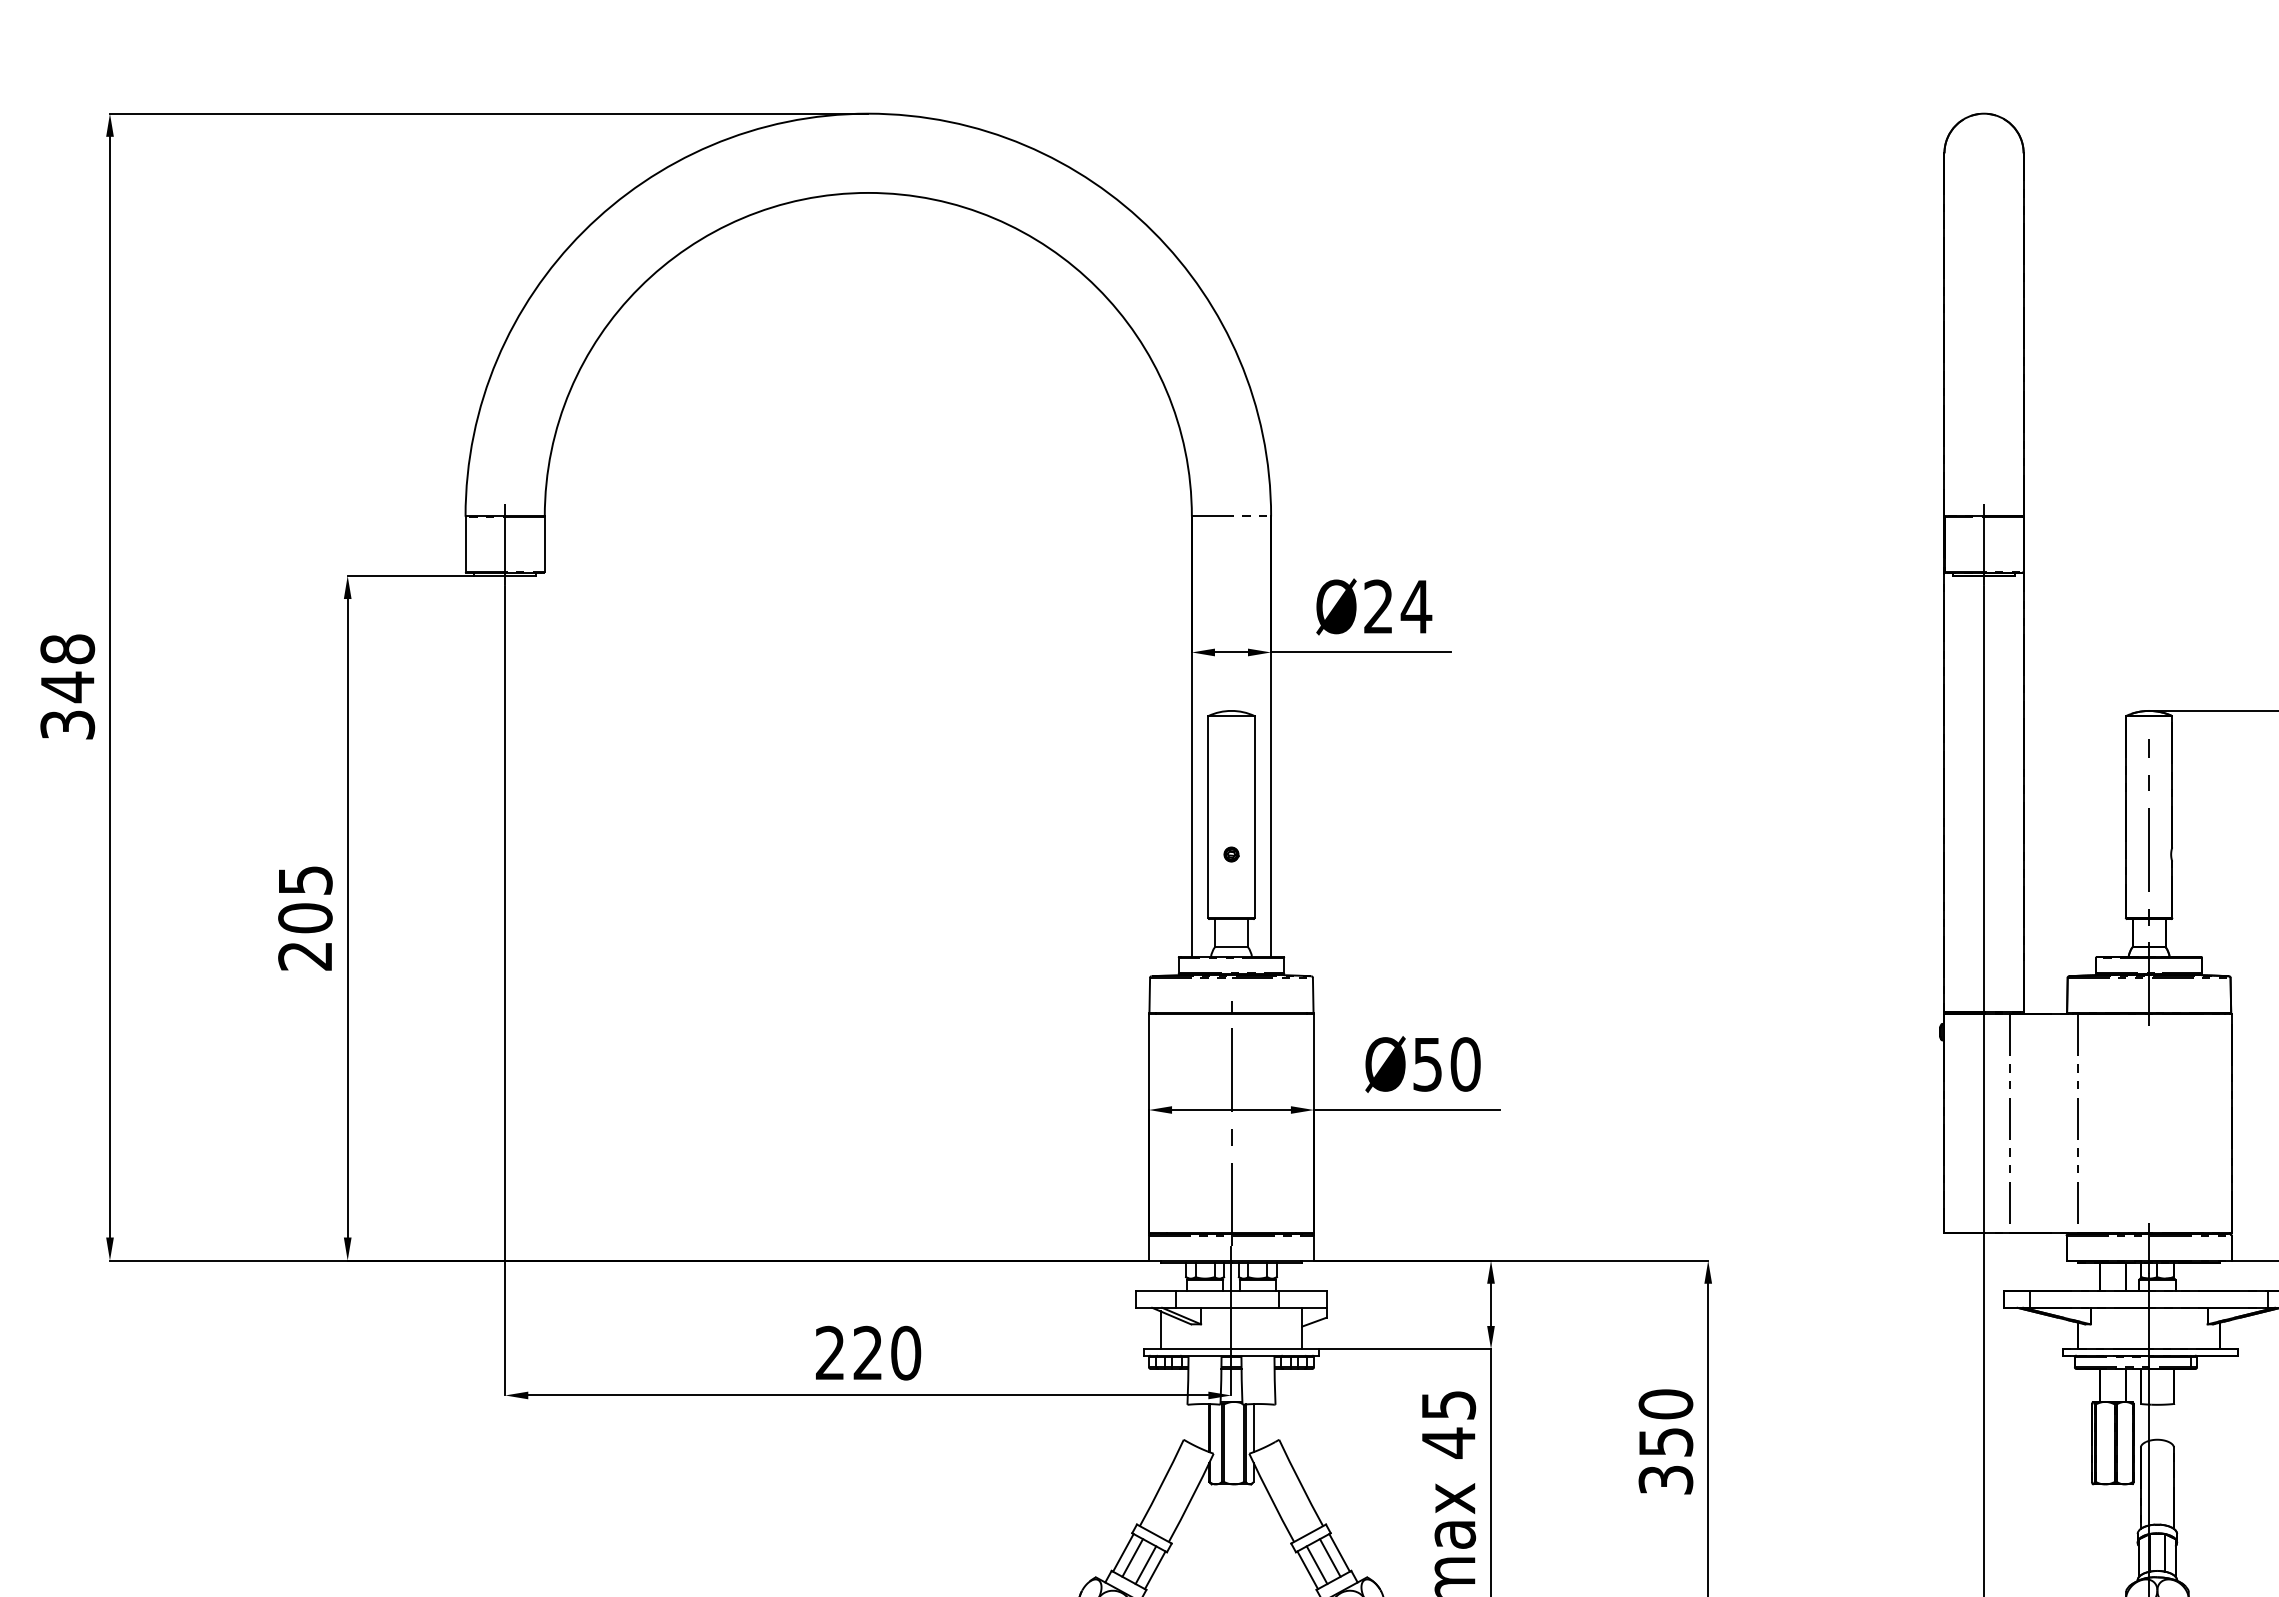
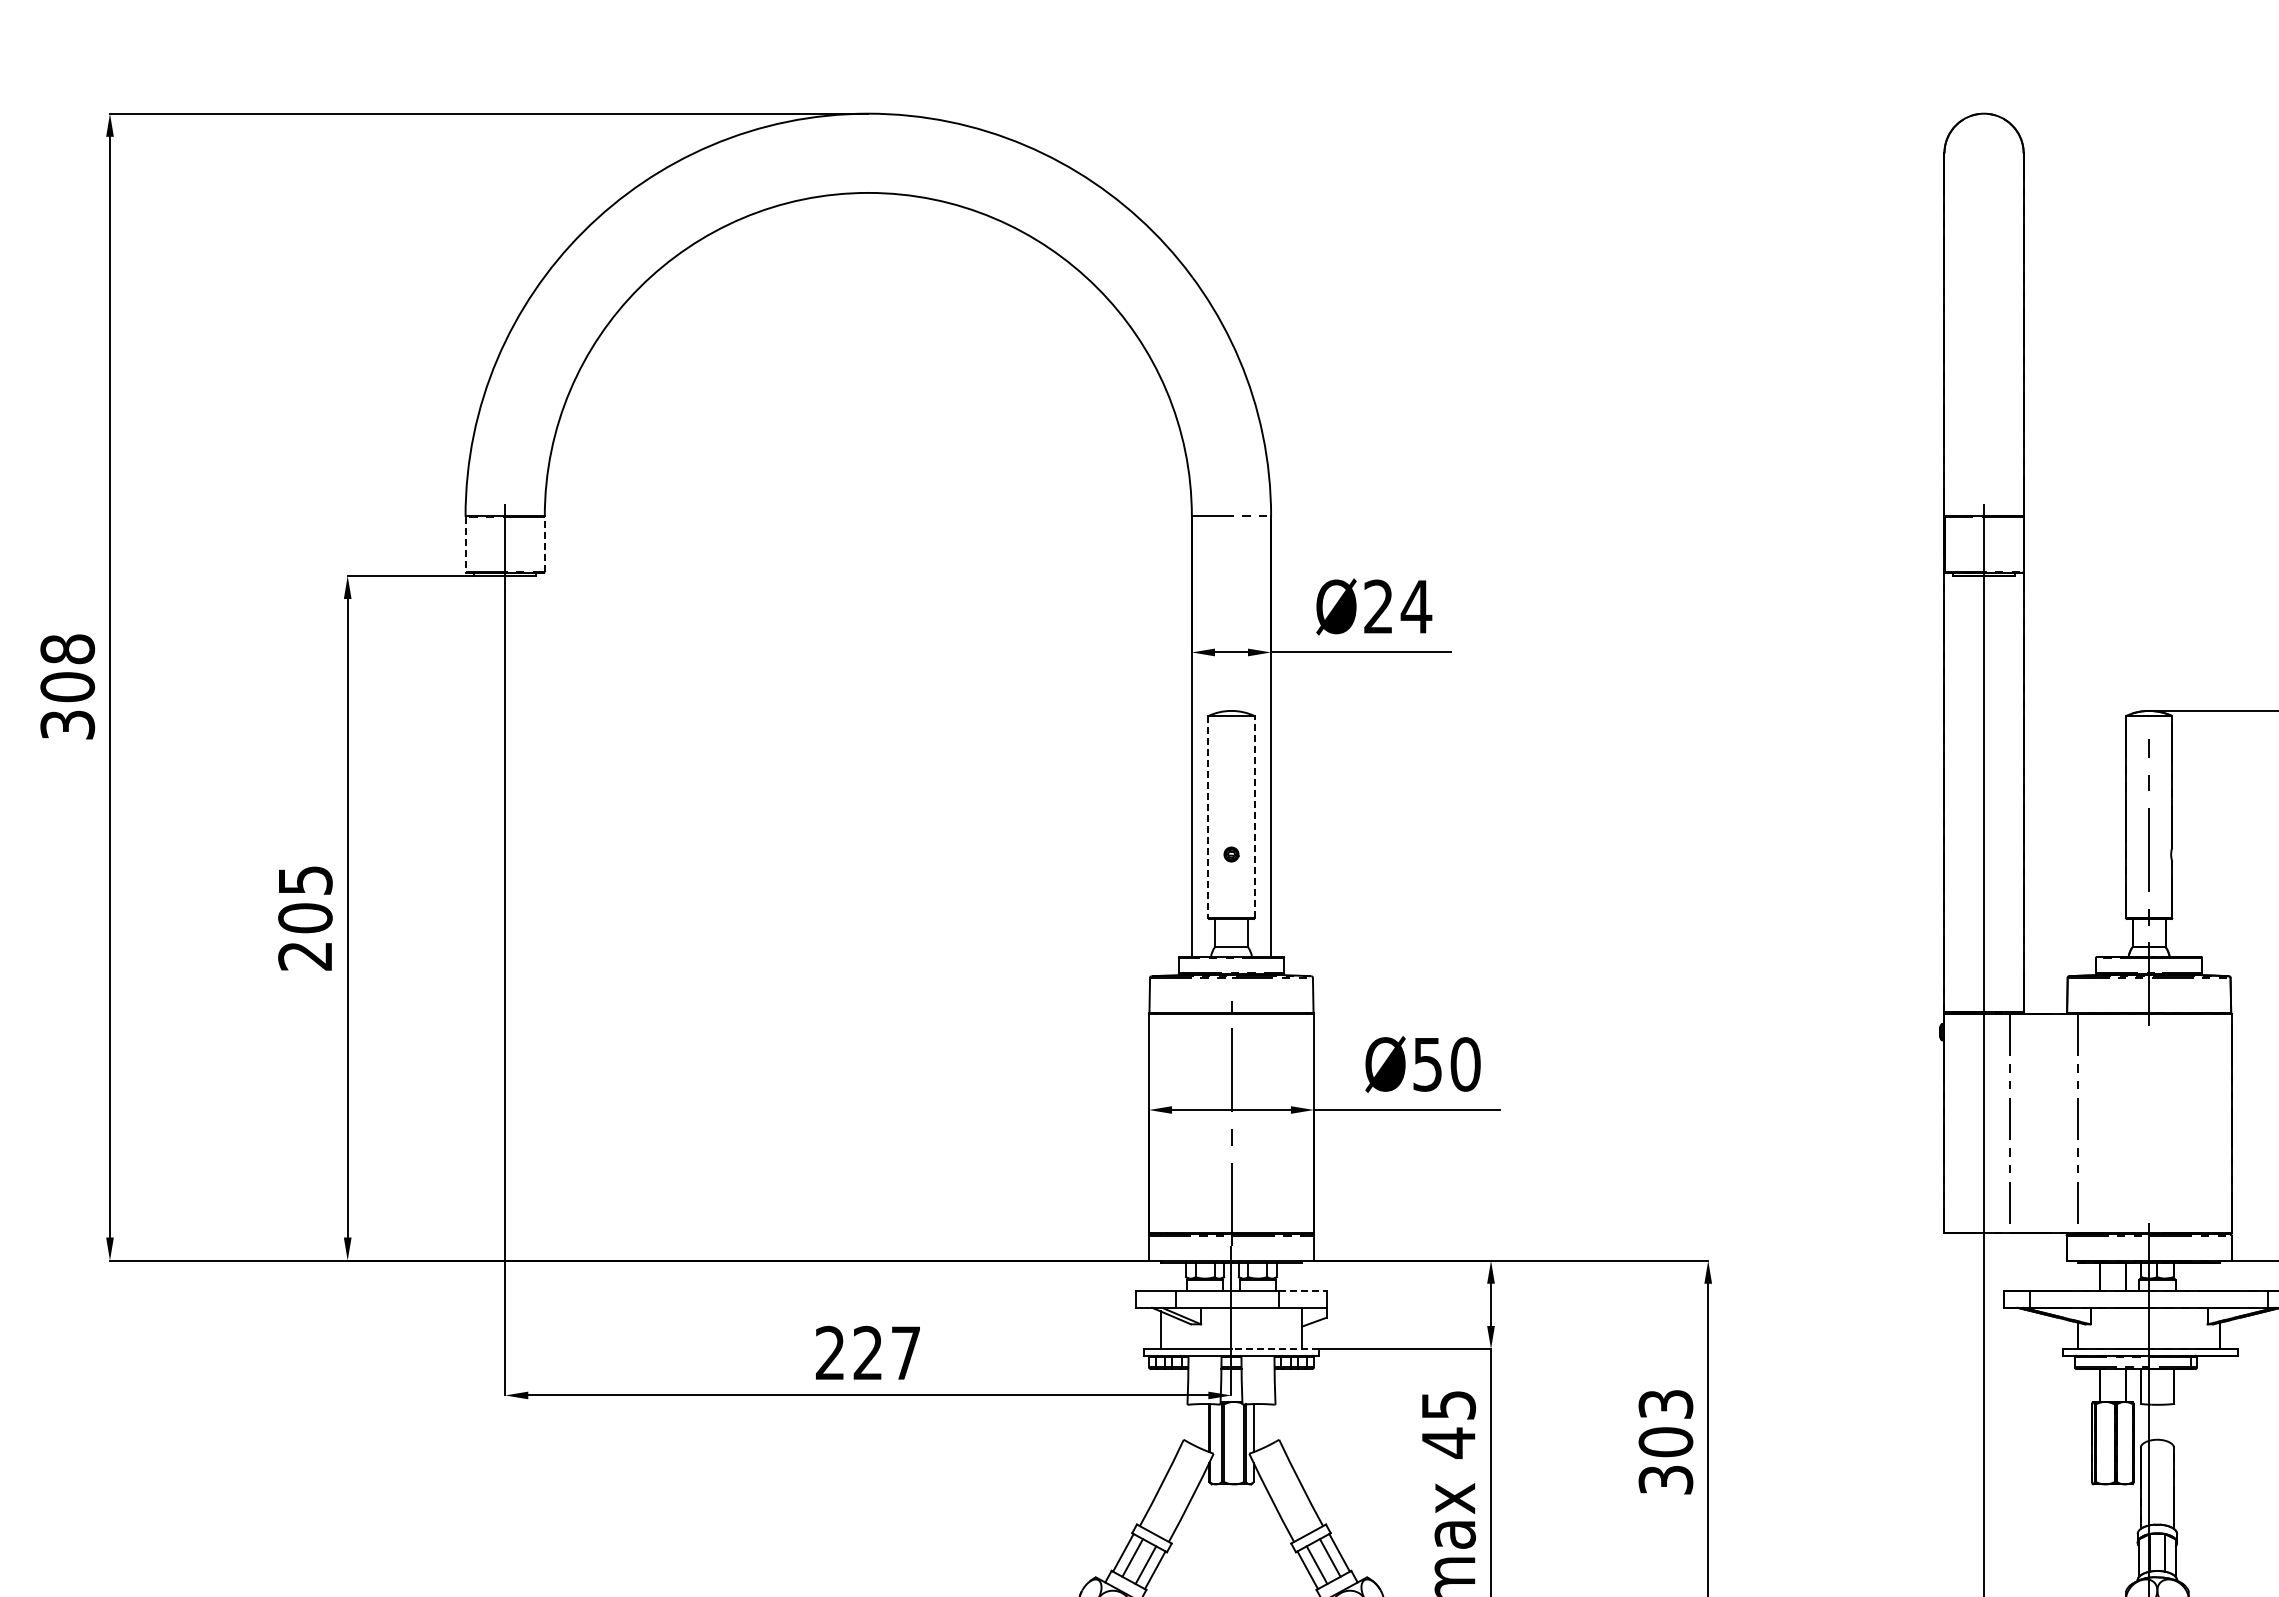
line: solid -> dashed (544, 544)
line: solid -> dashed (465, 545)
text: 348 -> 308 (67, 687)
line: solid -> dashed (1254, 816)
line: solid -> dashed (1208, 817)
line: solid -> dashed (1302, 1291)
line: solid -> dashed (1275, 1349)
text: 220 -> 227 (906, 1352)
text: 350 -> 303 (1665, 1423)
